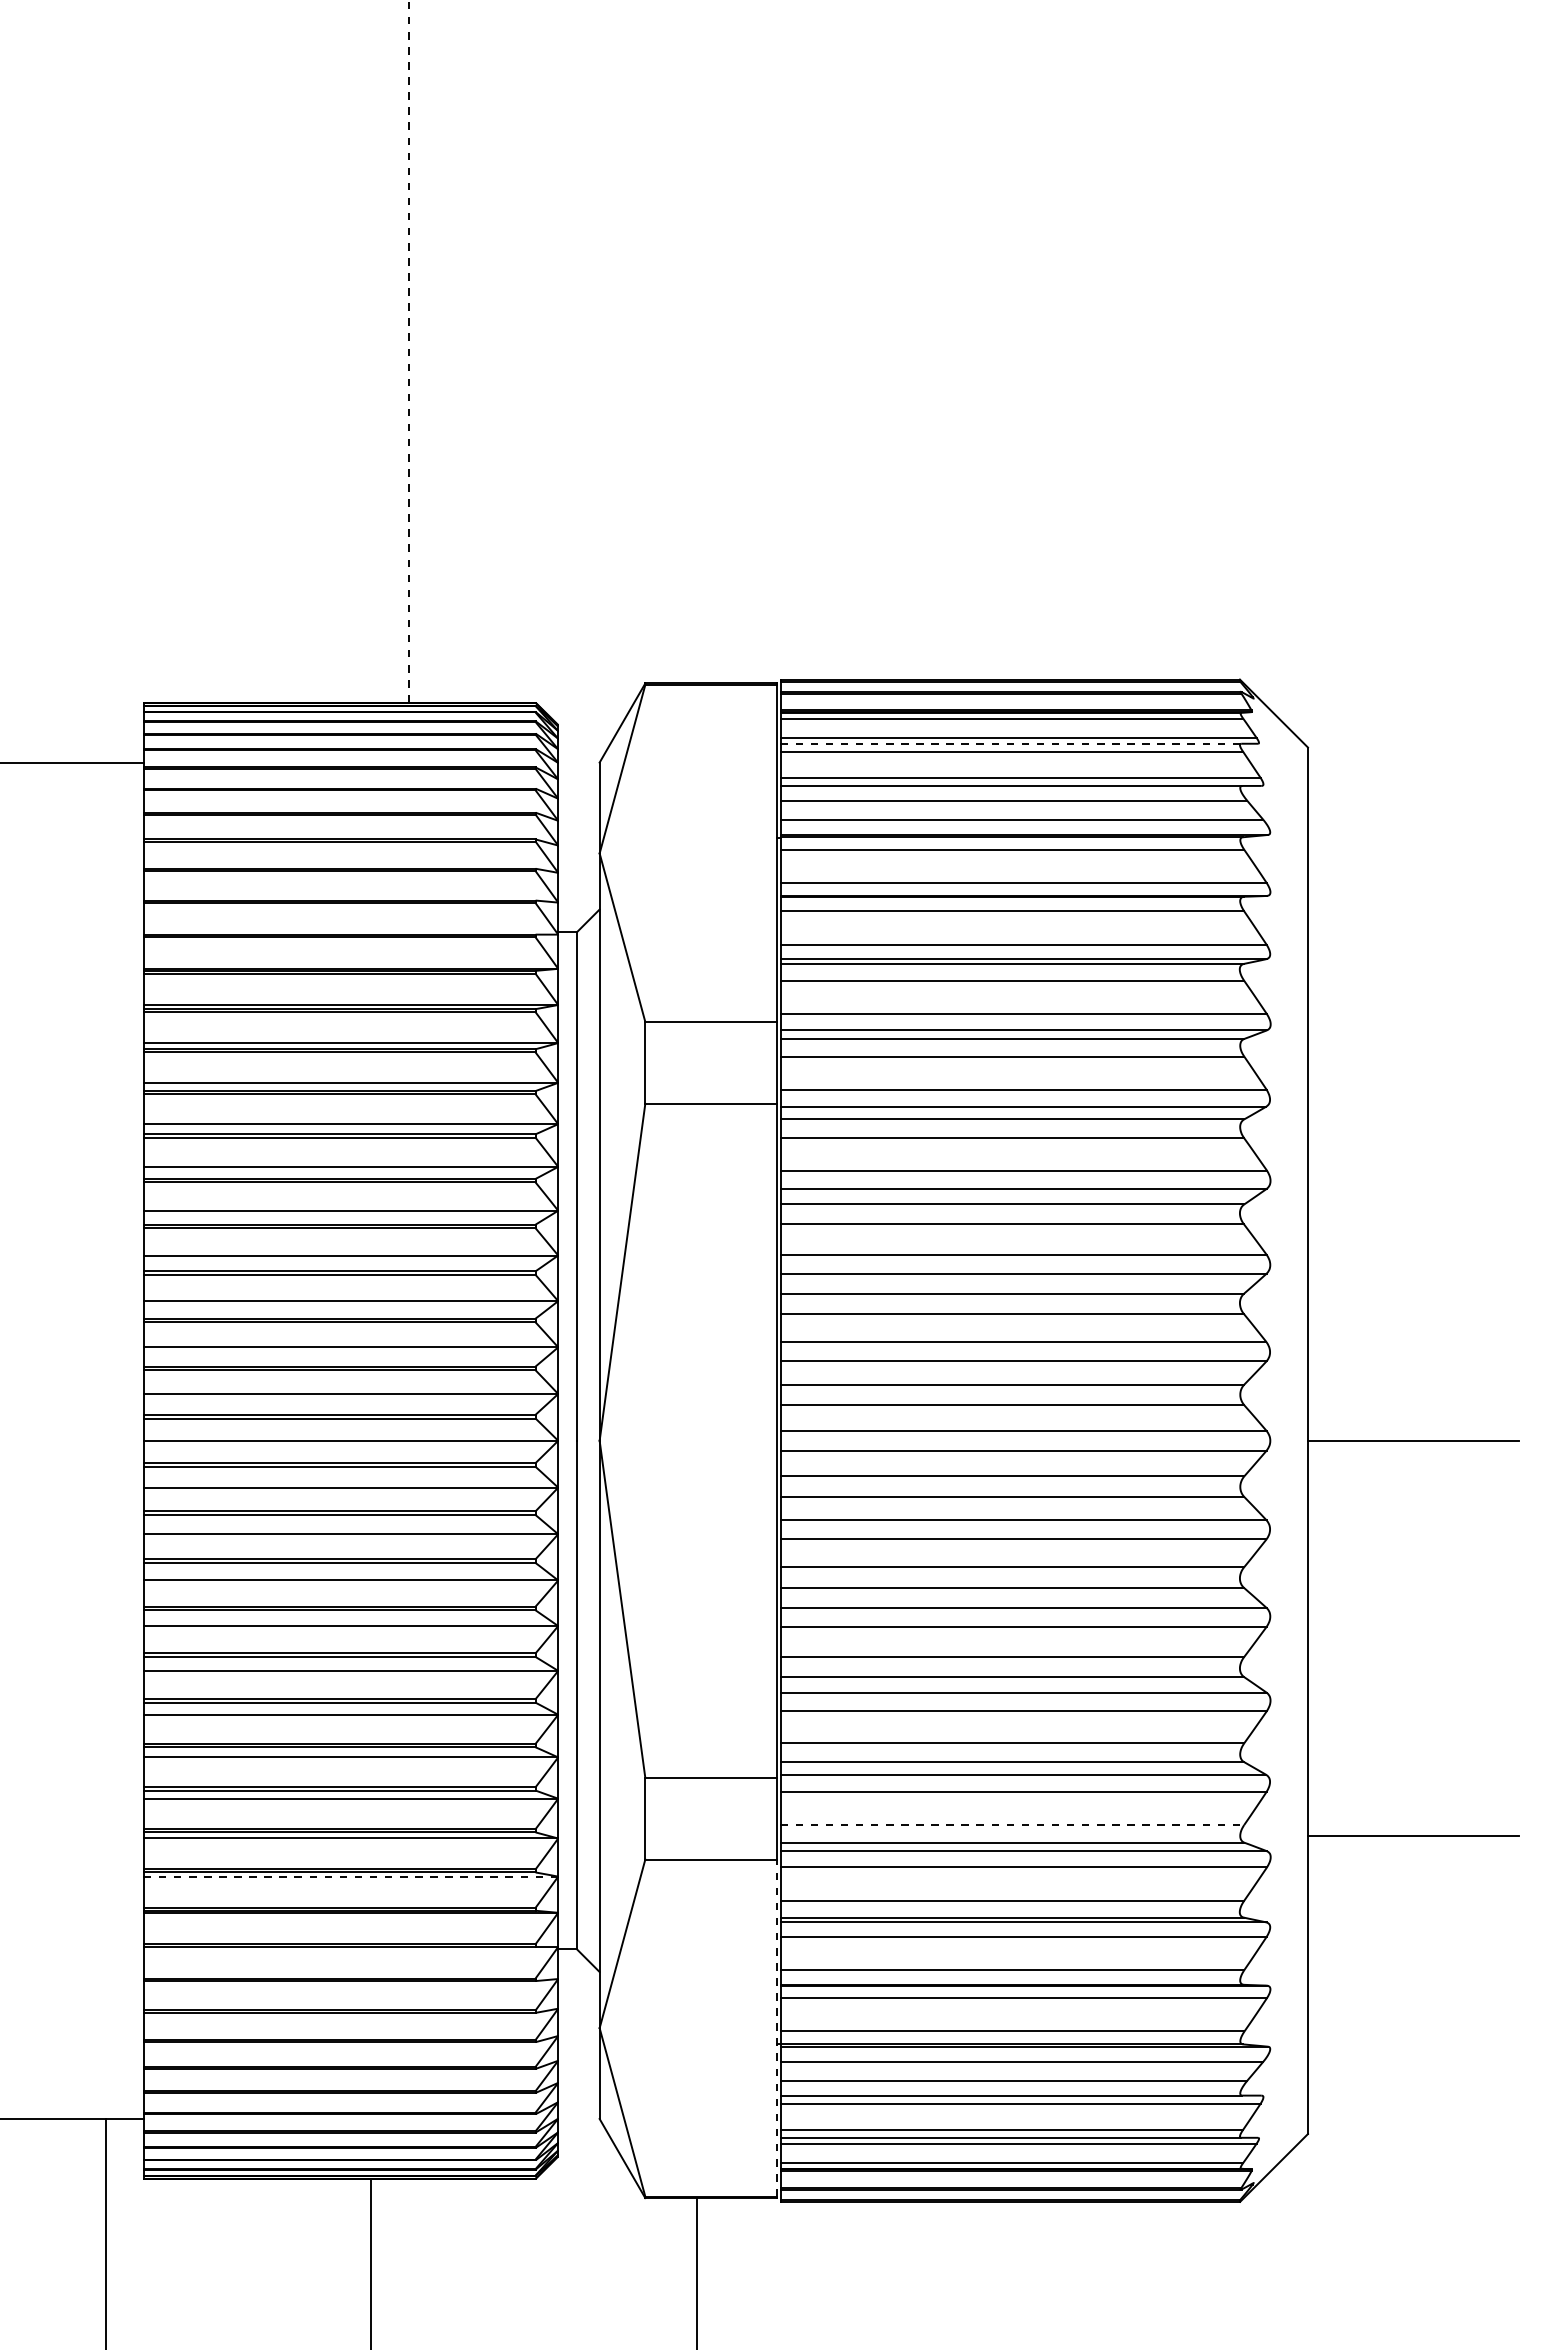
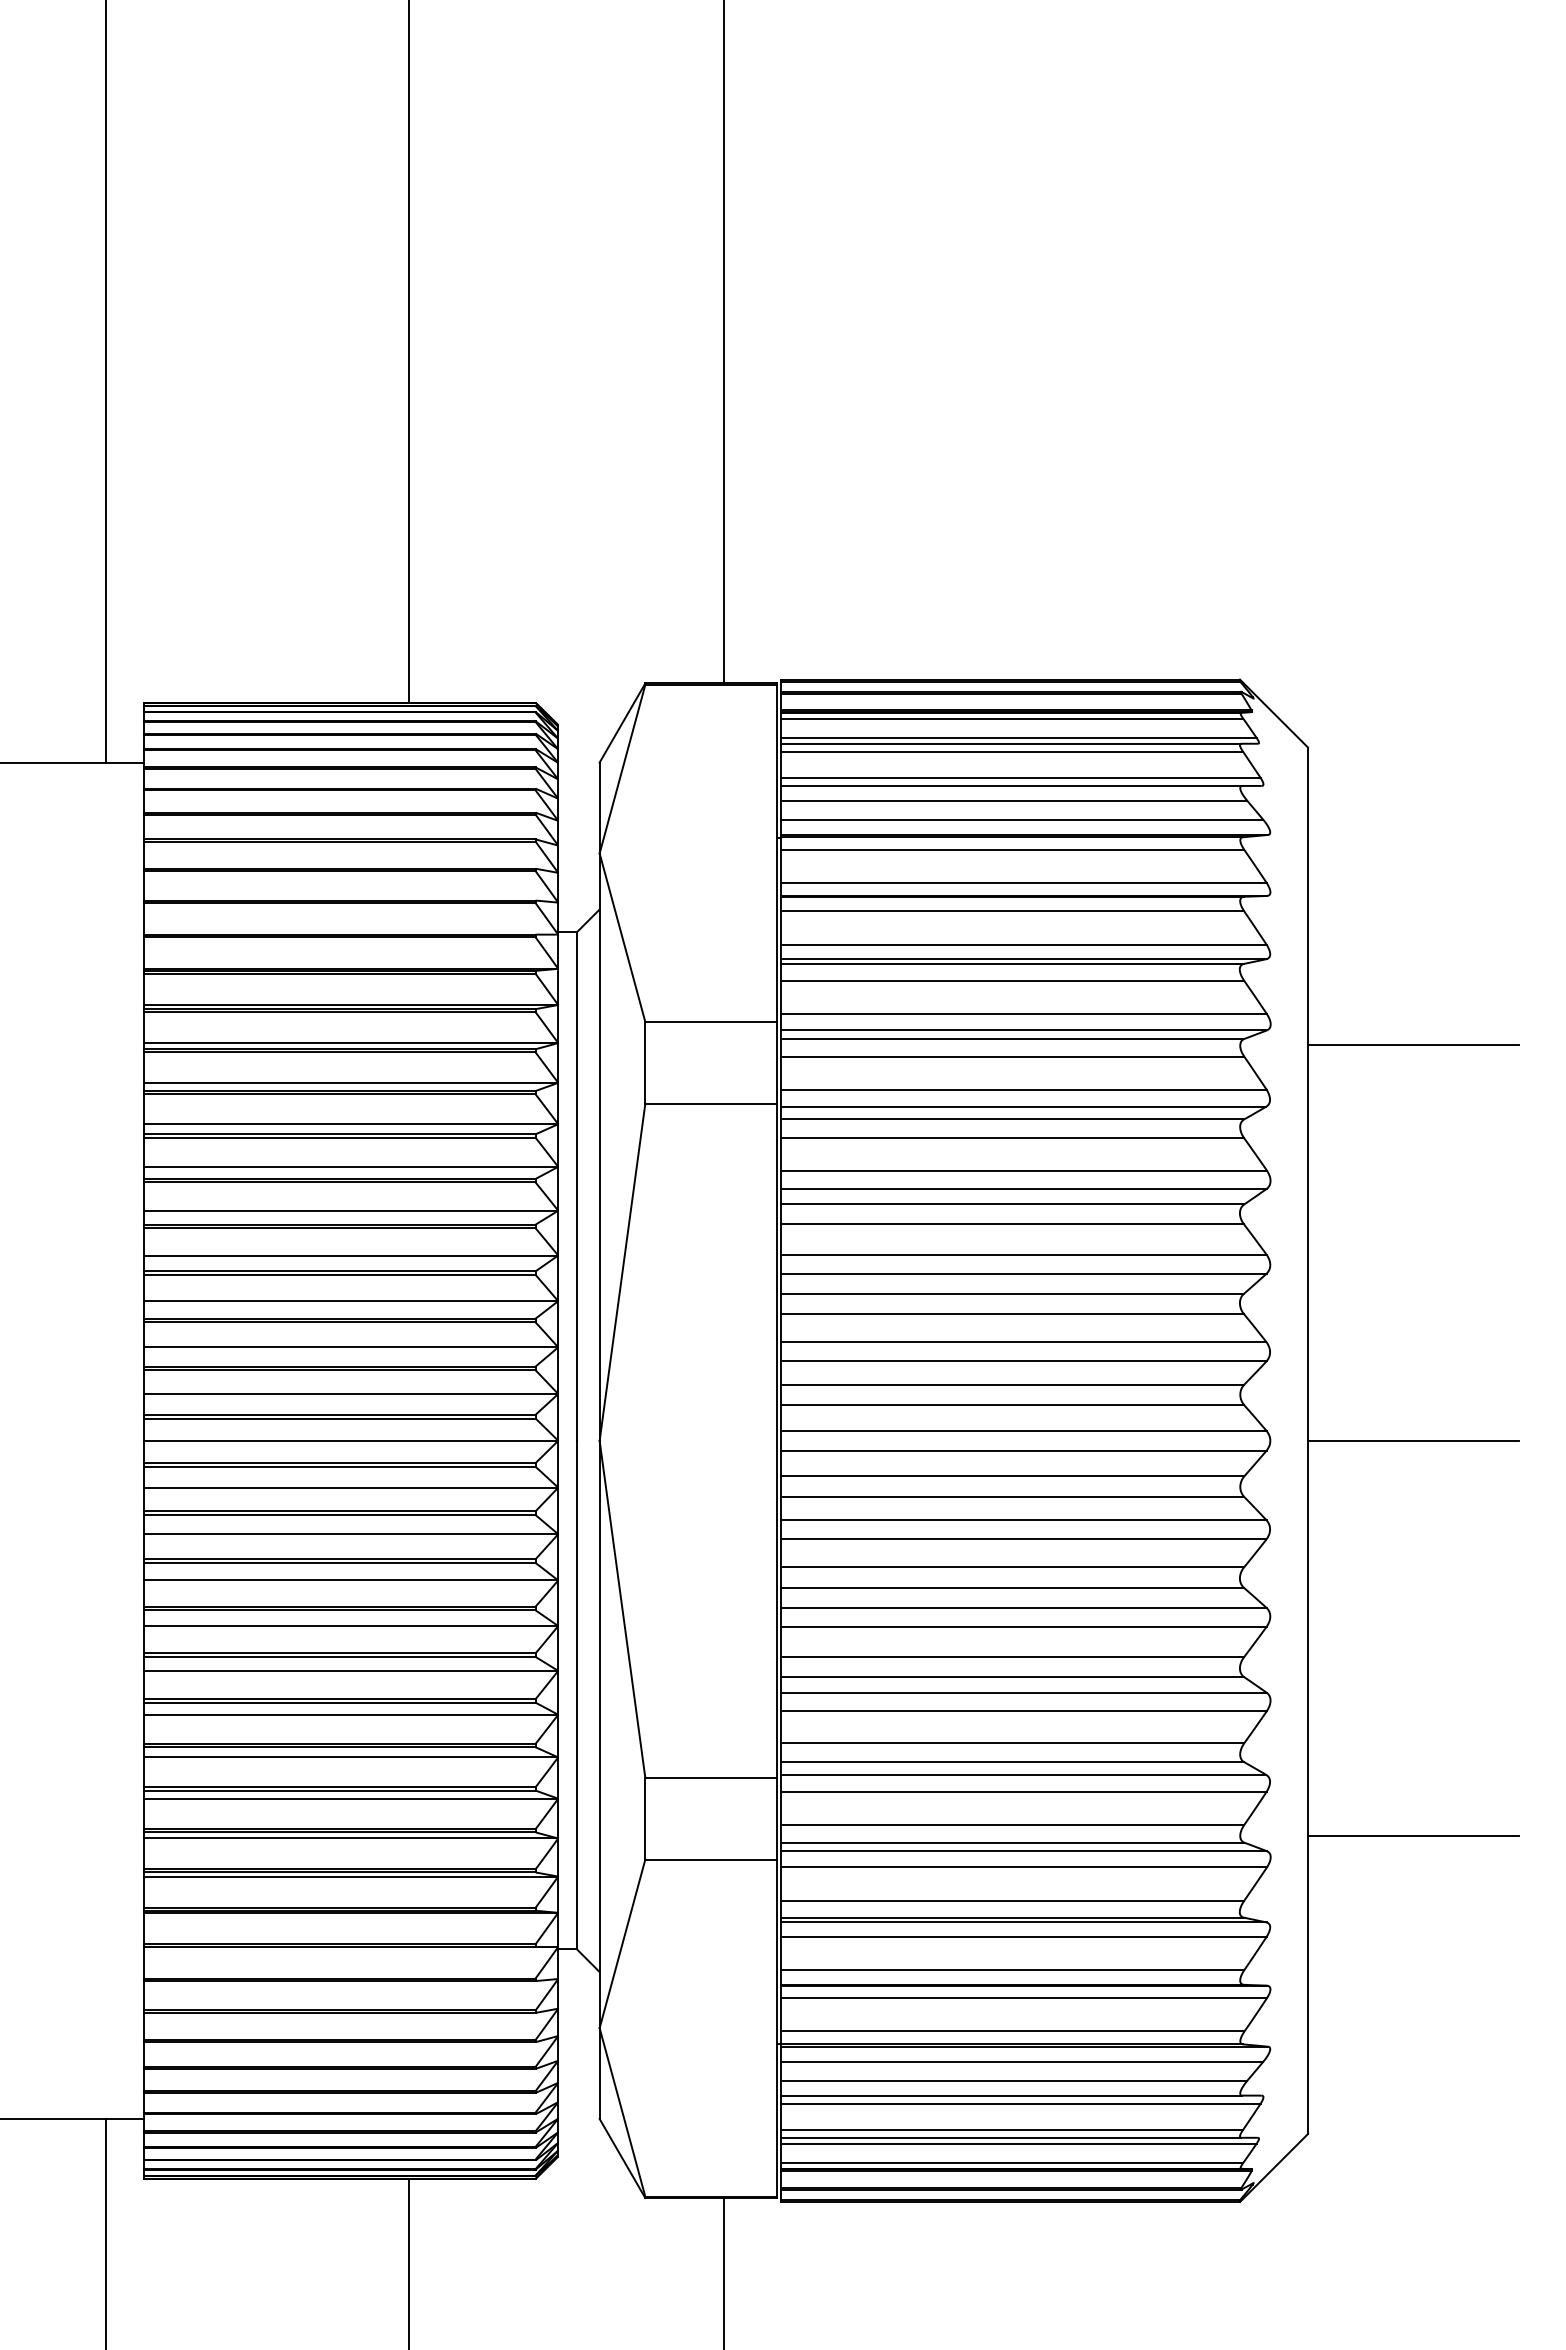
line: none -> present (723, 342)
line: dashed -> solid (408, 351)
line: none -> present (106, 382)
line: dashed -> solid (1011, 743)
line: none -> present (1412, 1045)
line: dashed -> solid (1012, 1825)
line: dashed -> solid (350, 1876)
line: dashed -> solid (776, 2028)
line position: (370, 2262) -> (408, 2262) (408, 2262)
line position: (696, 2272) -> (723, 2272) (723, 2272)
